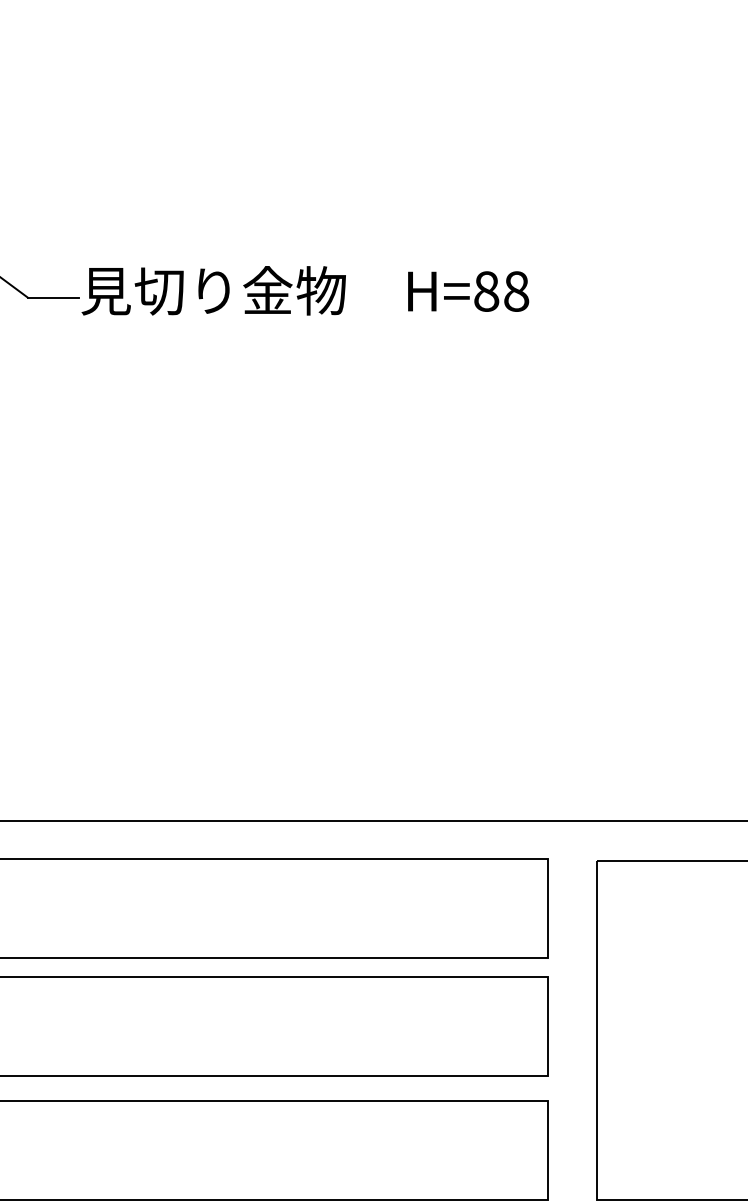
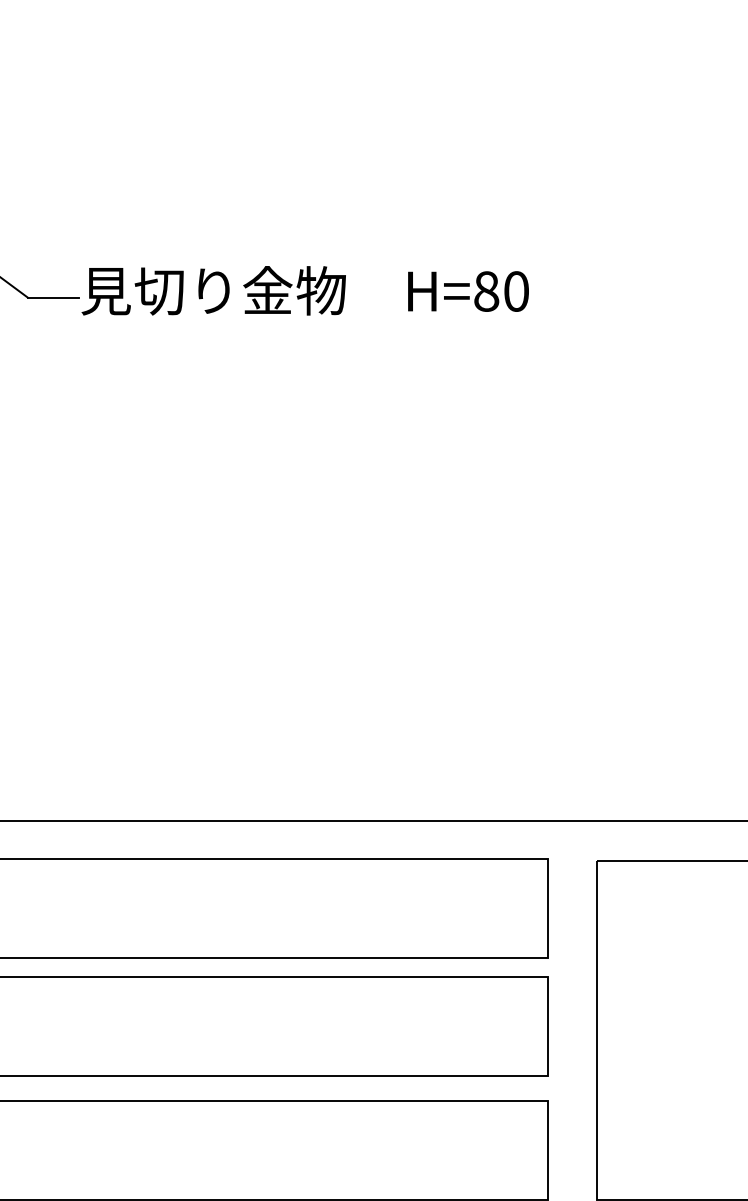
text: H=88 -> H=80 (516, 291)
